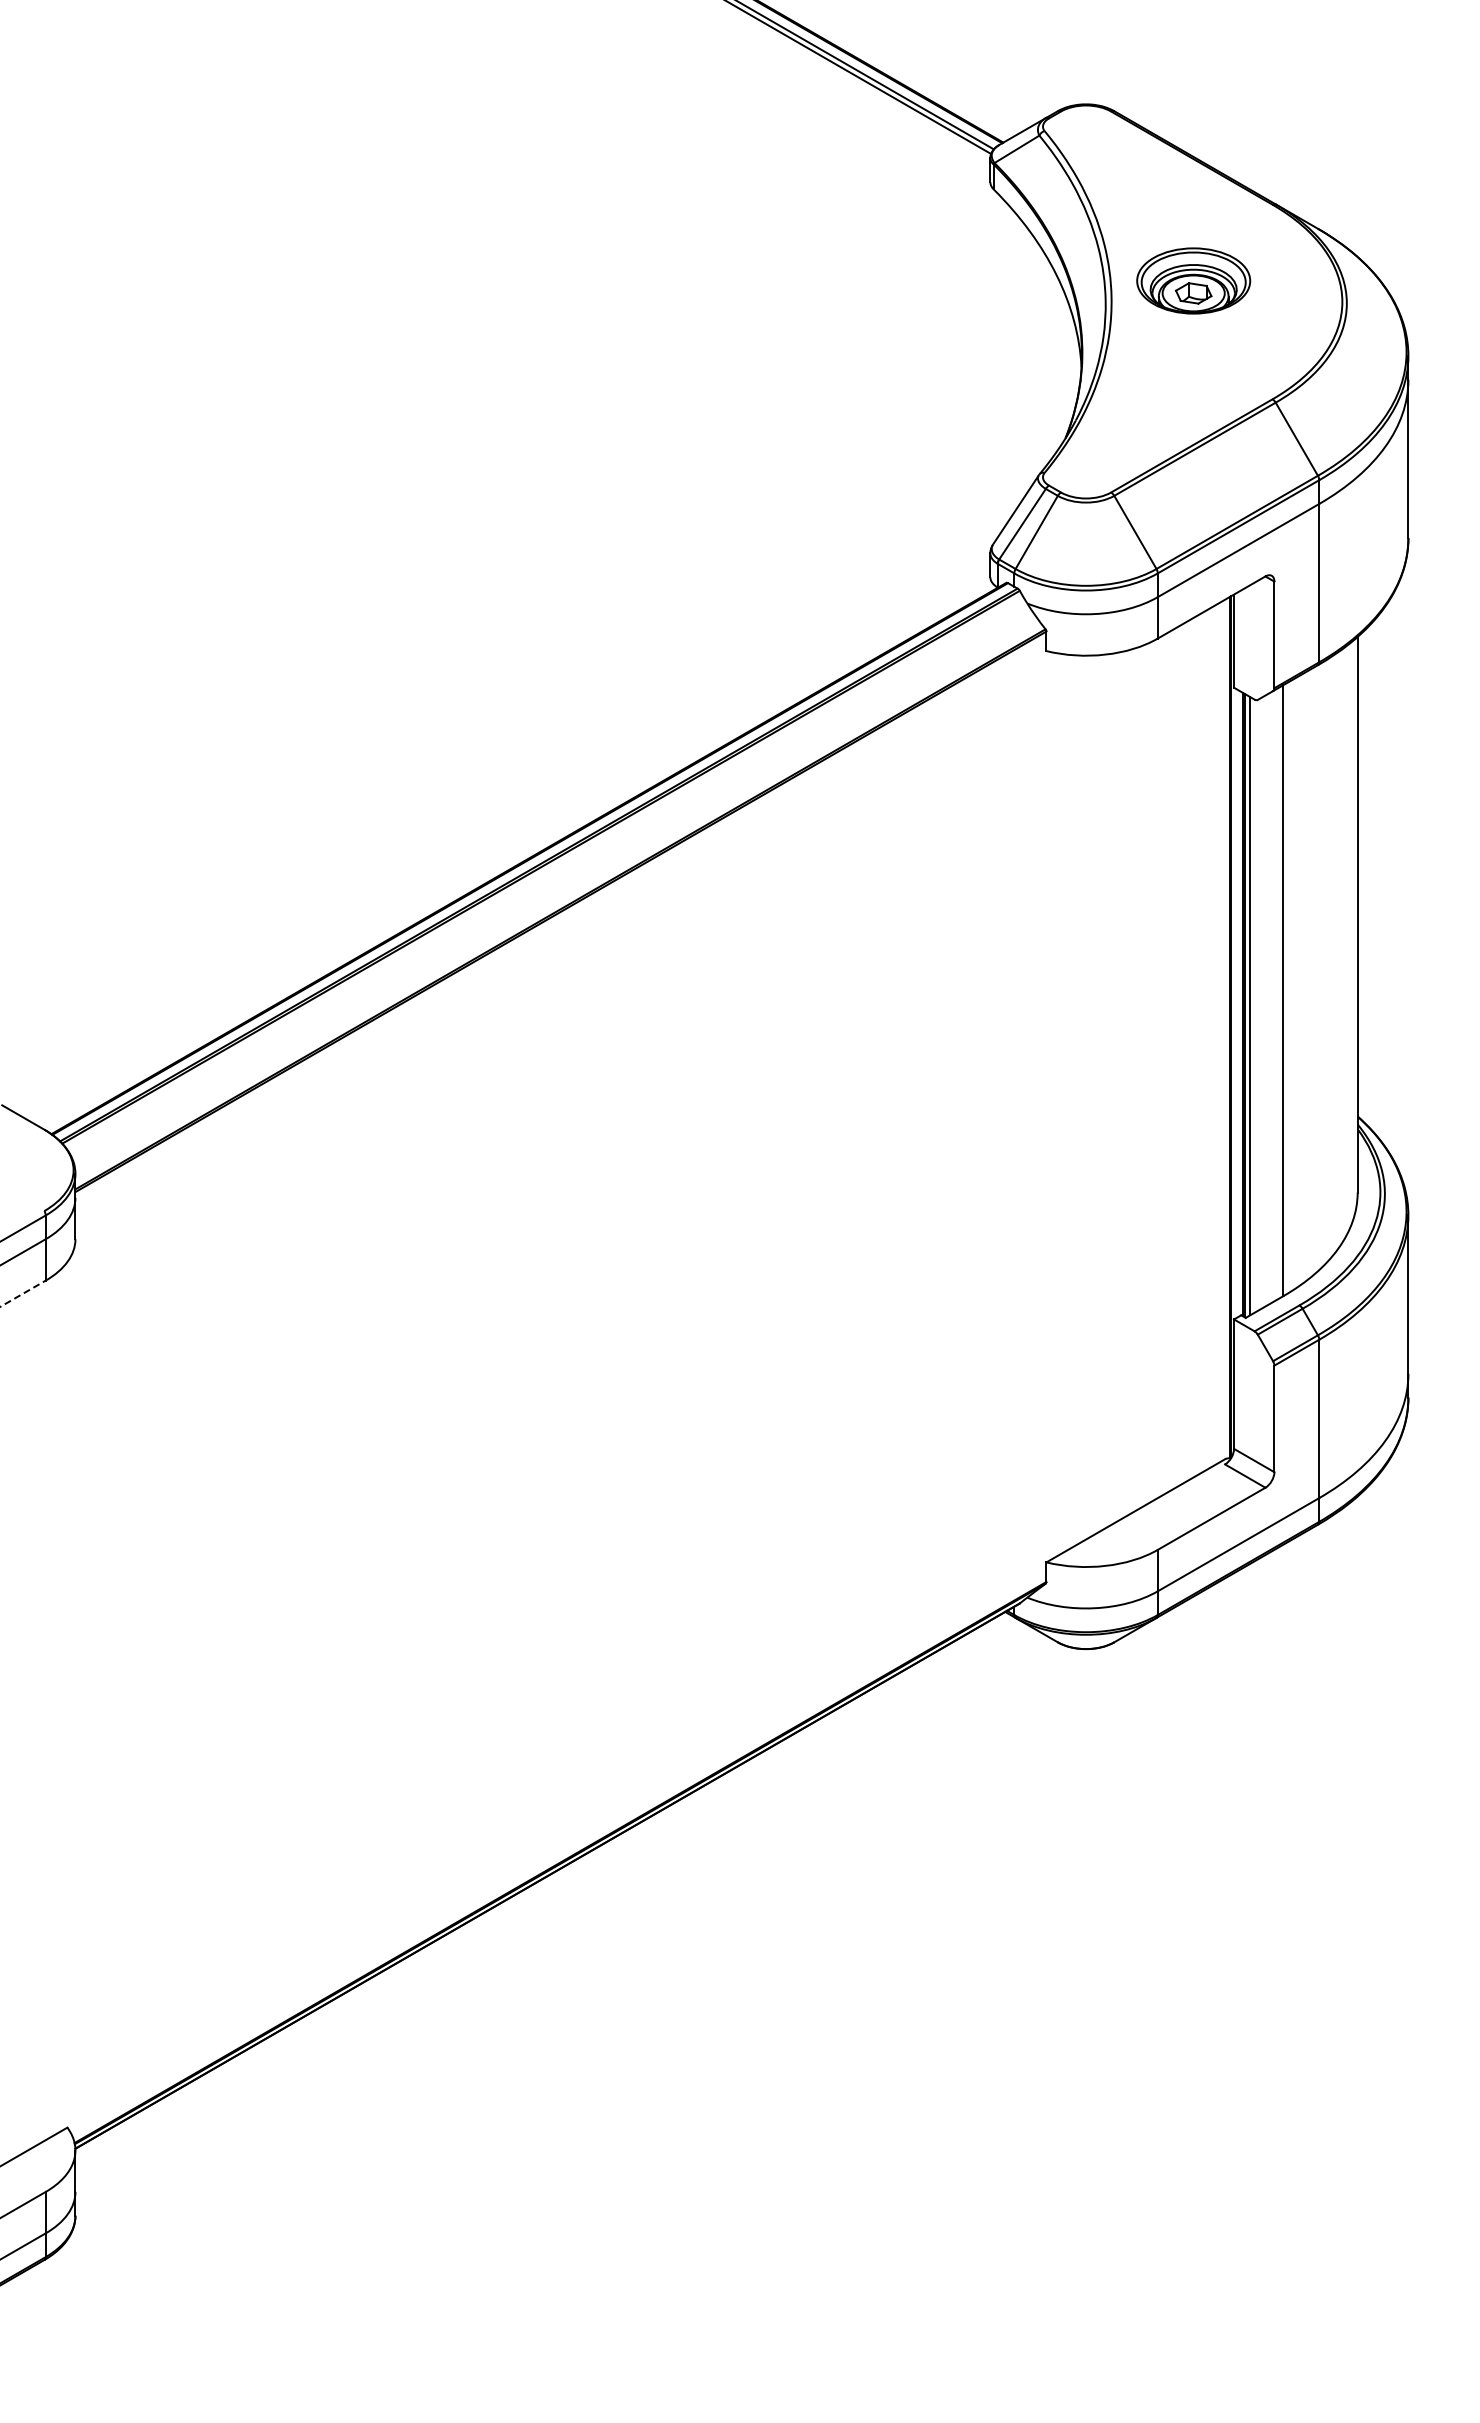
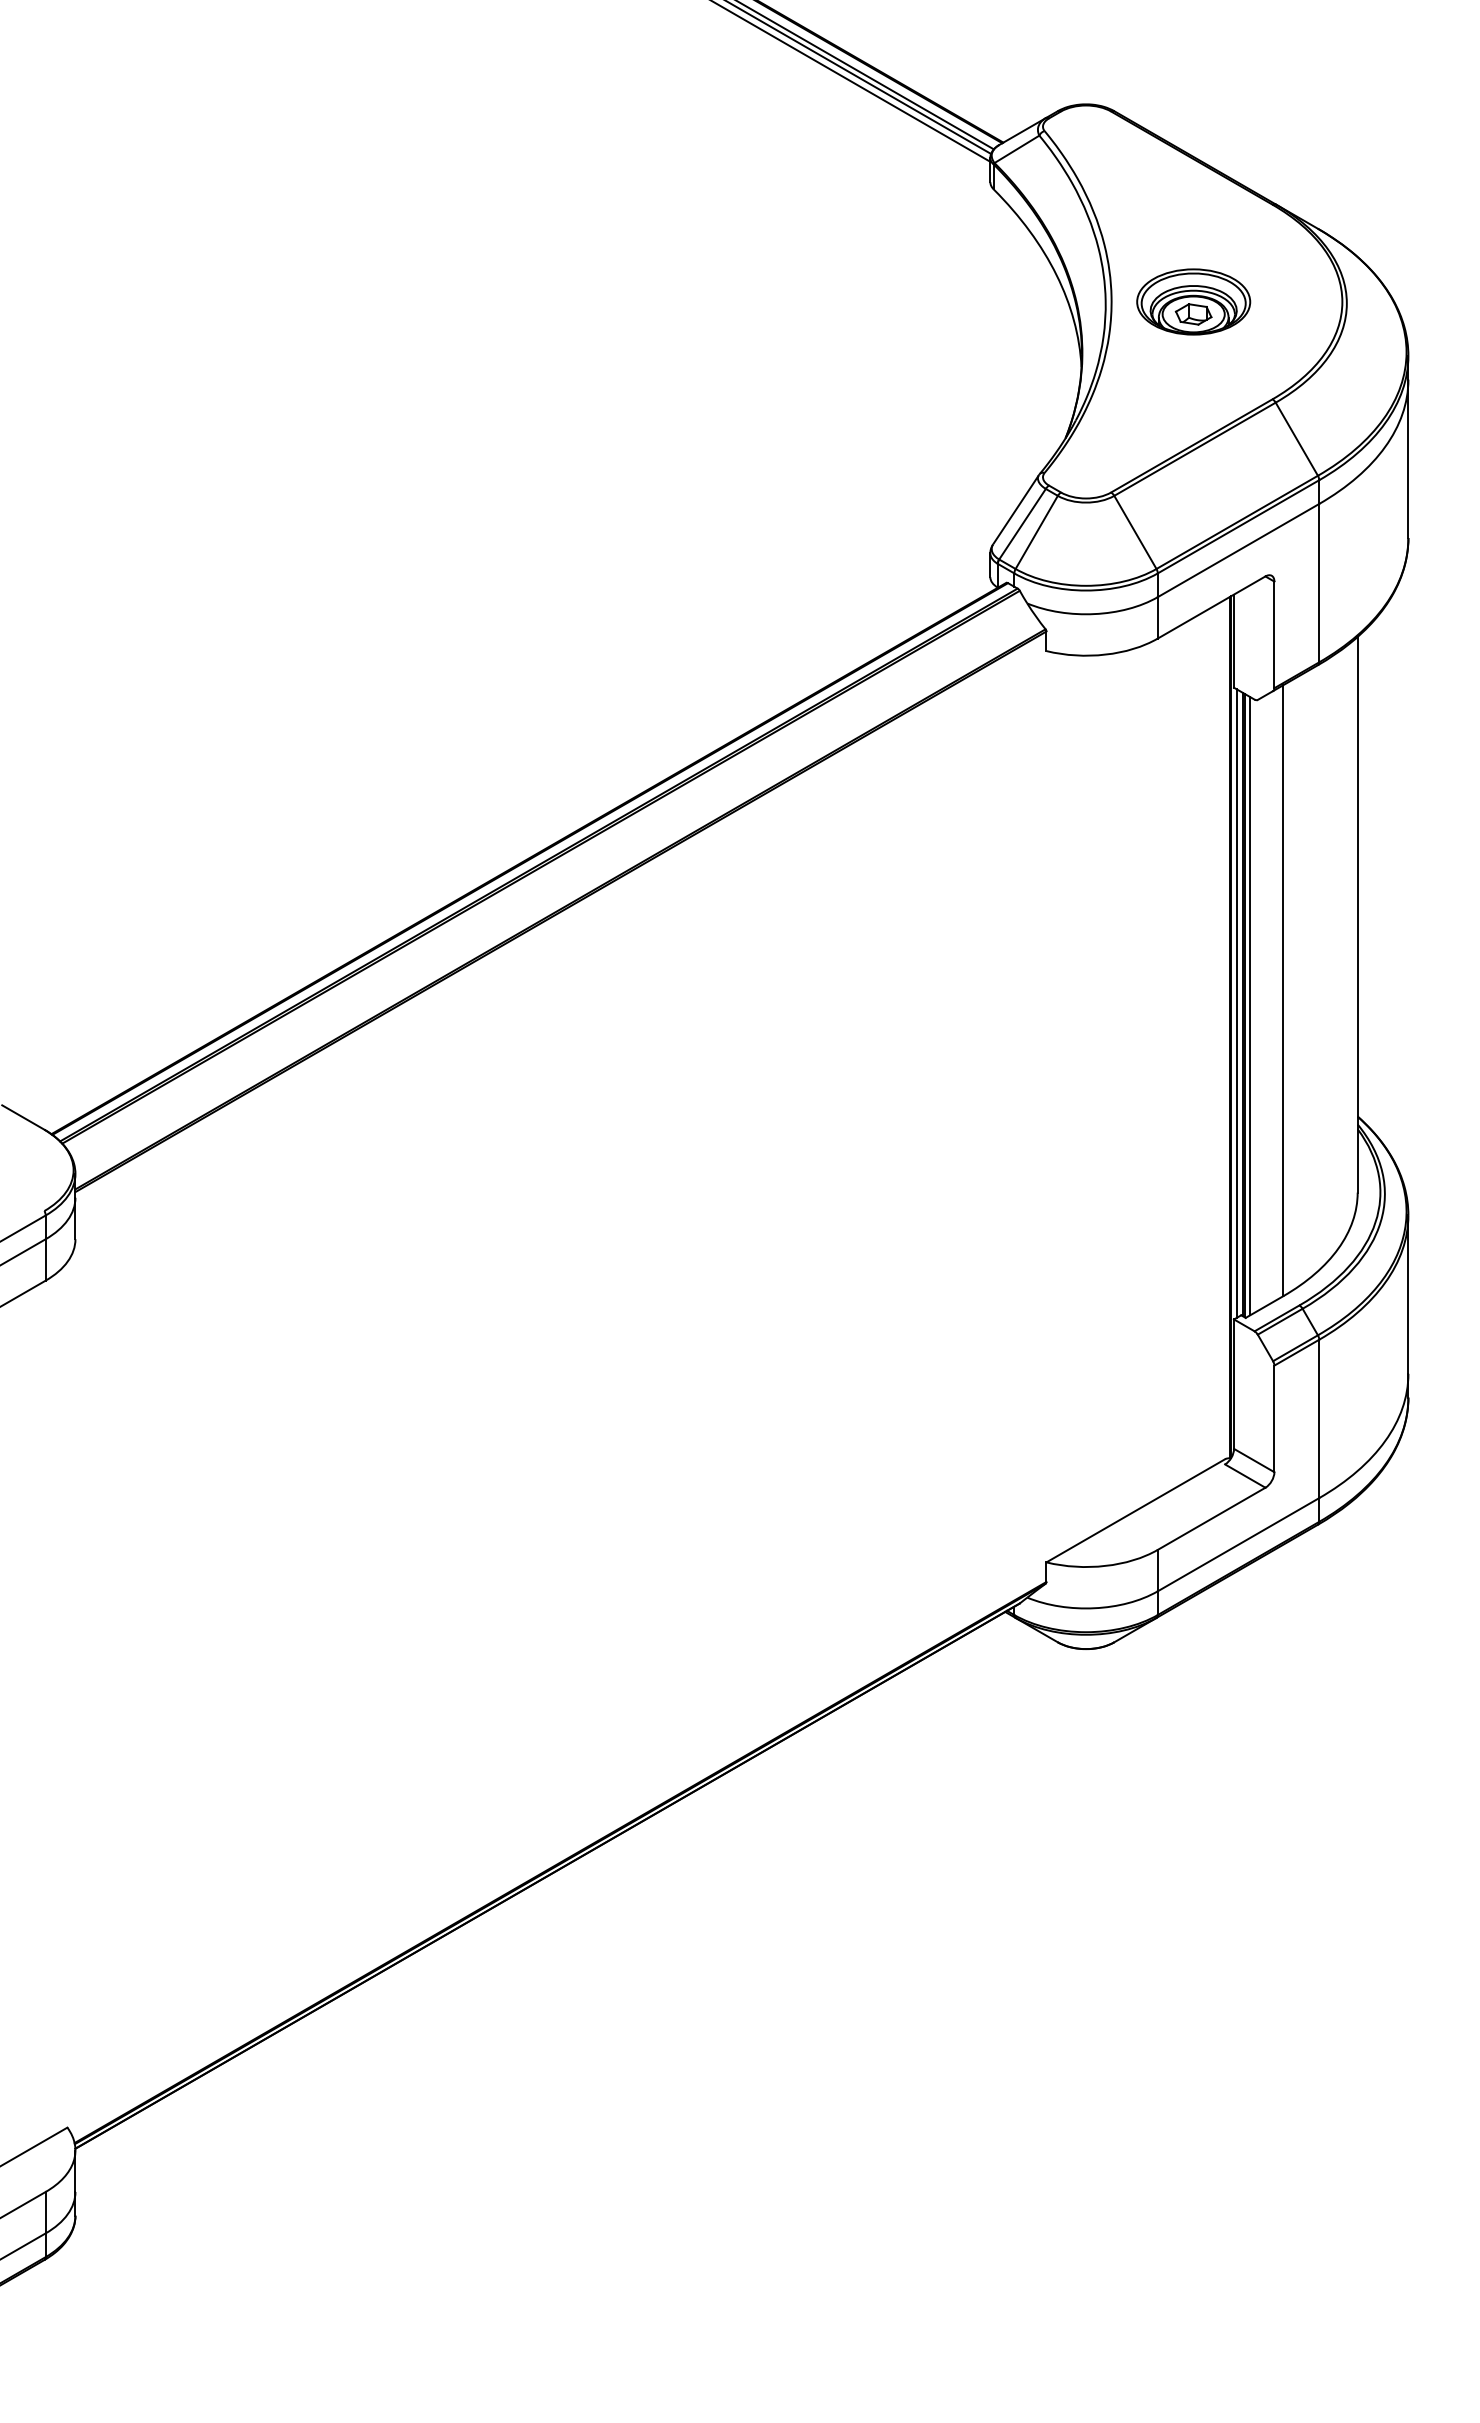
line: none -> present (851, 81)
part position: (1193, 280) -> (1193, 301) (1193, 301)
line: none -> present (1236, 1003)
line: dashed -> solid (23, 1293)
